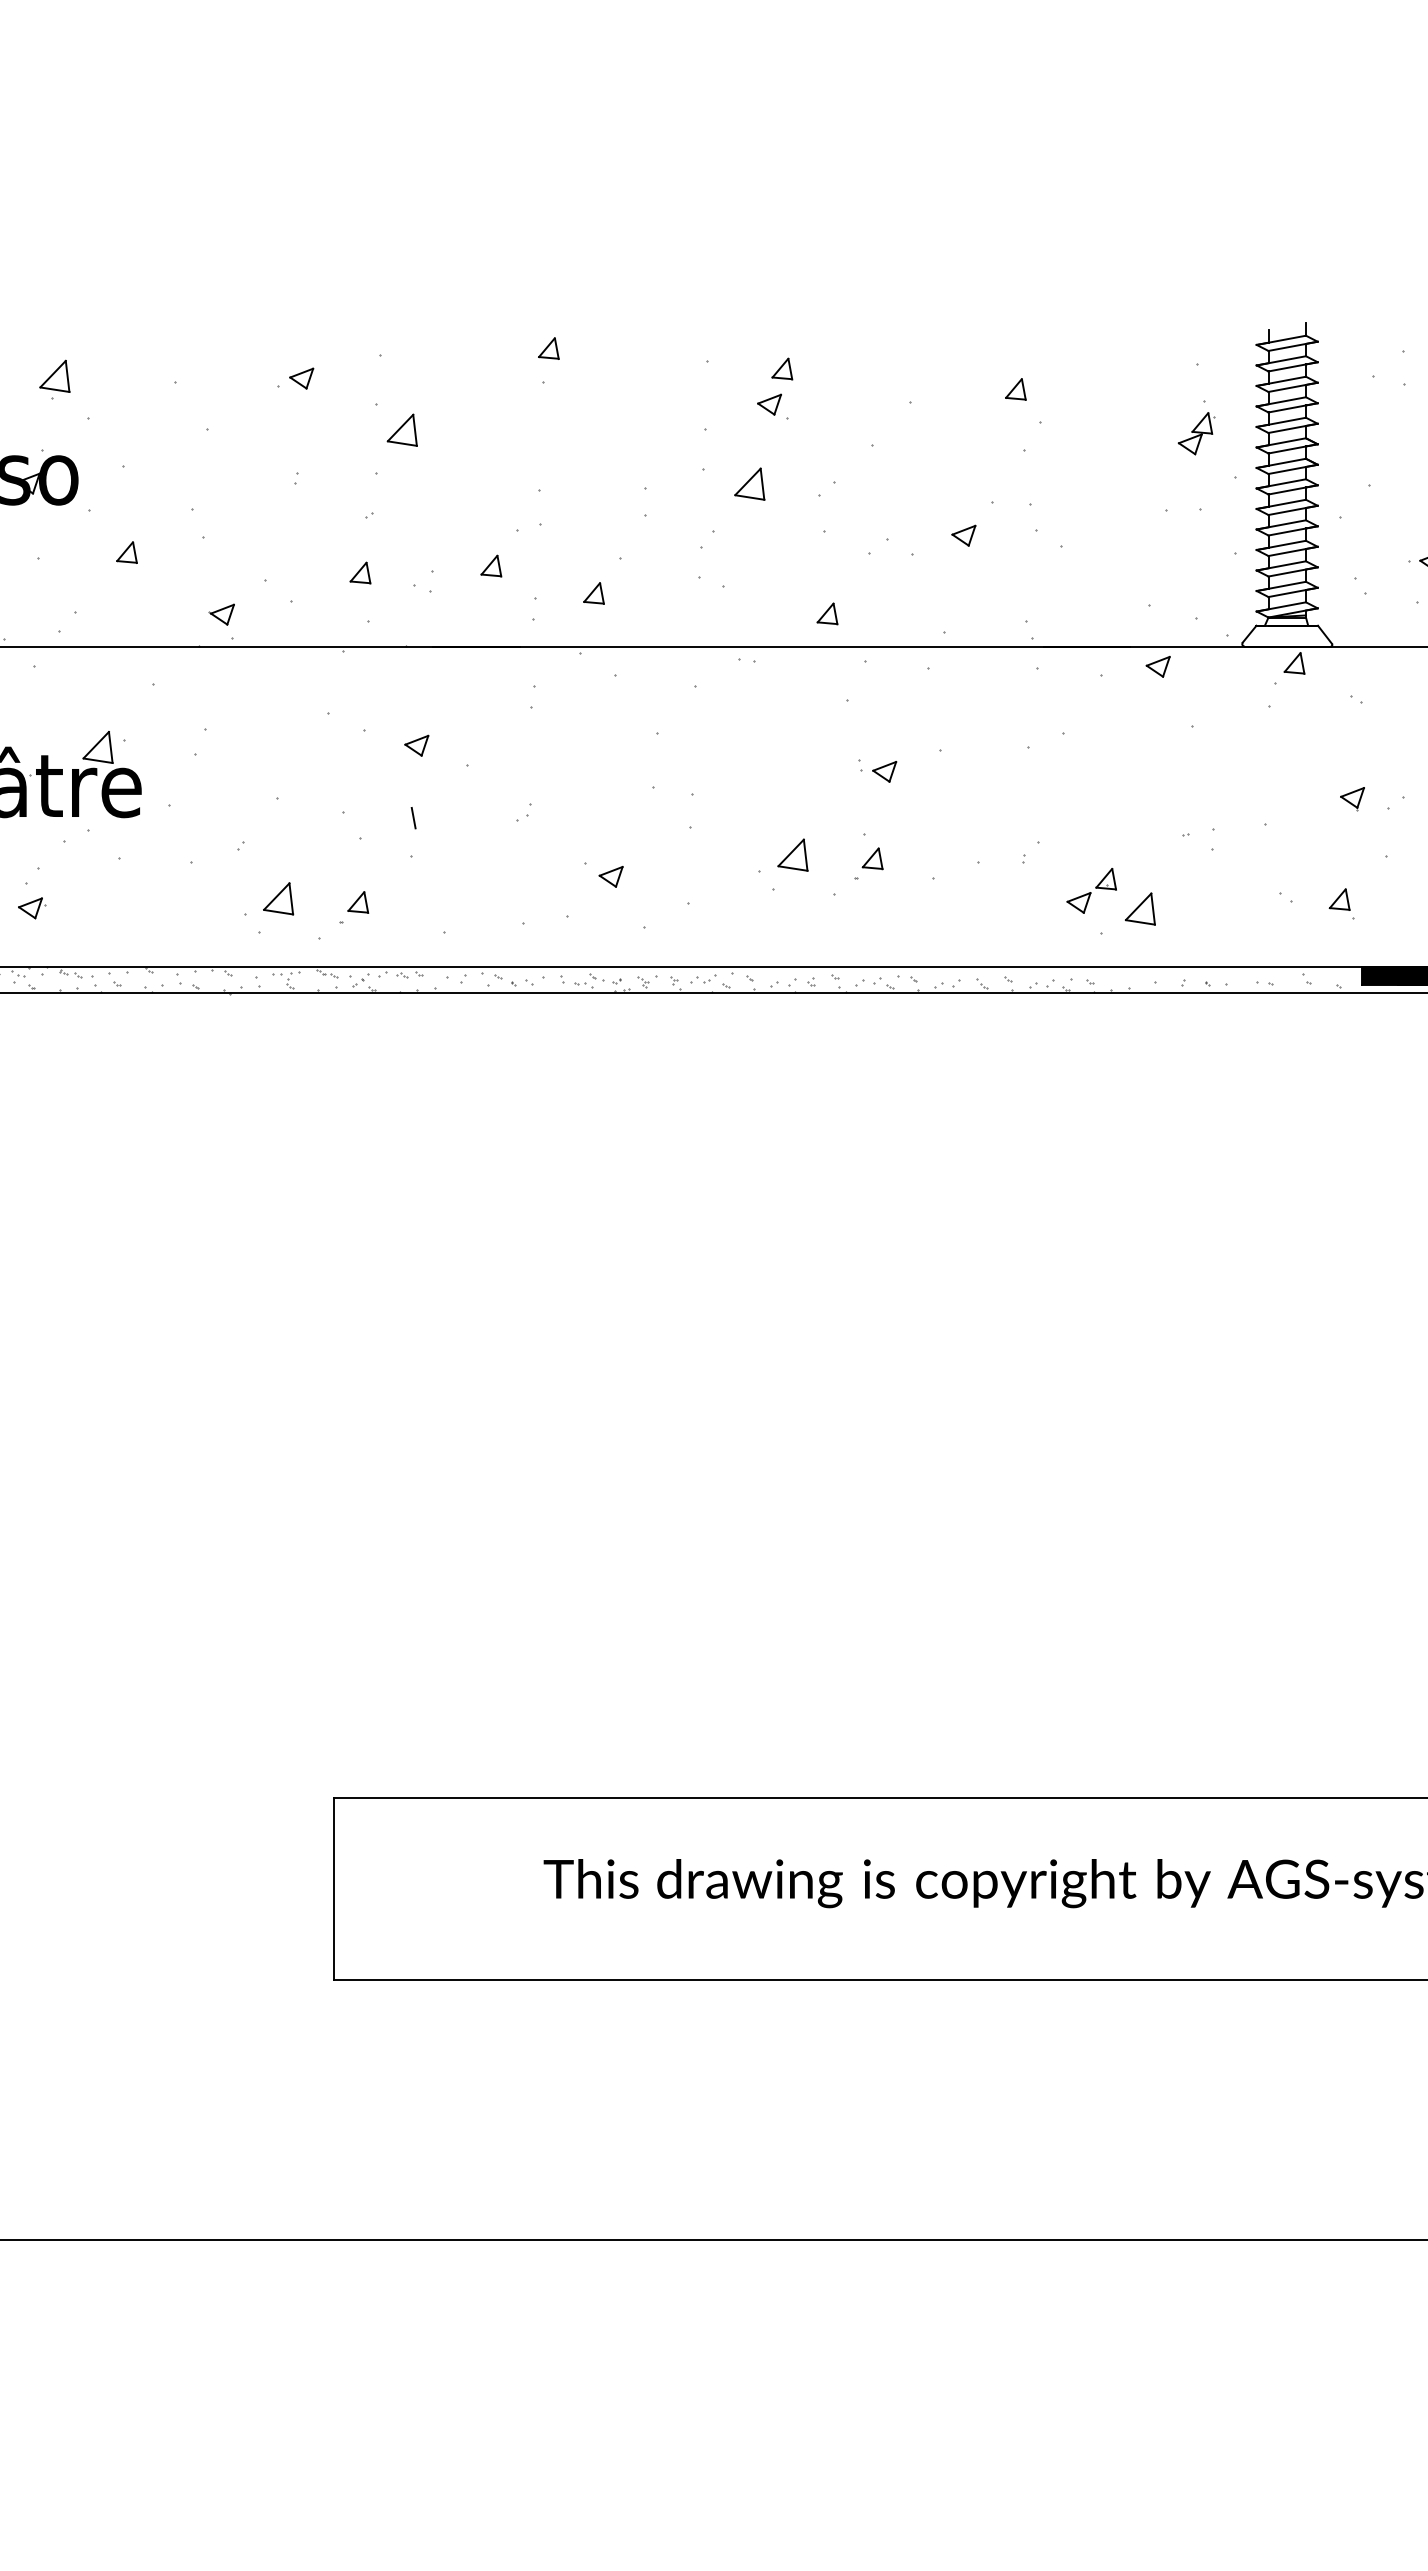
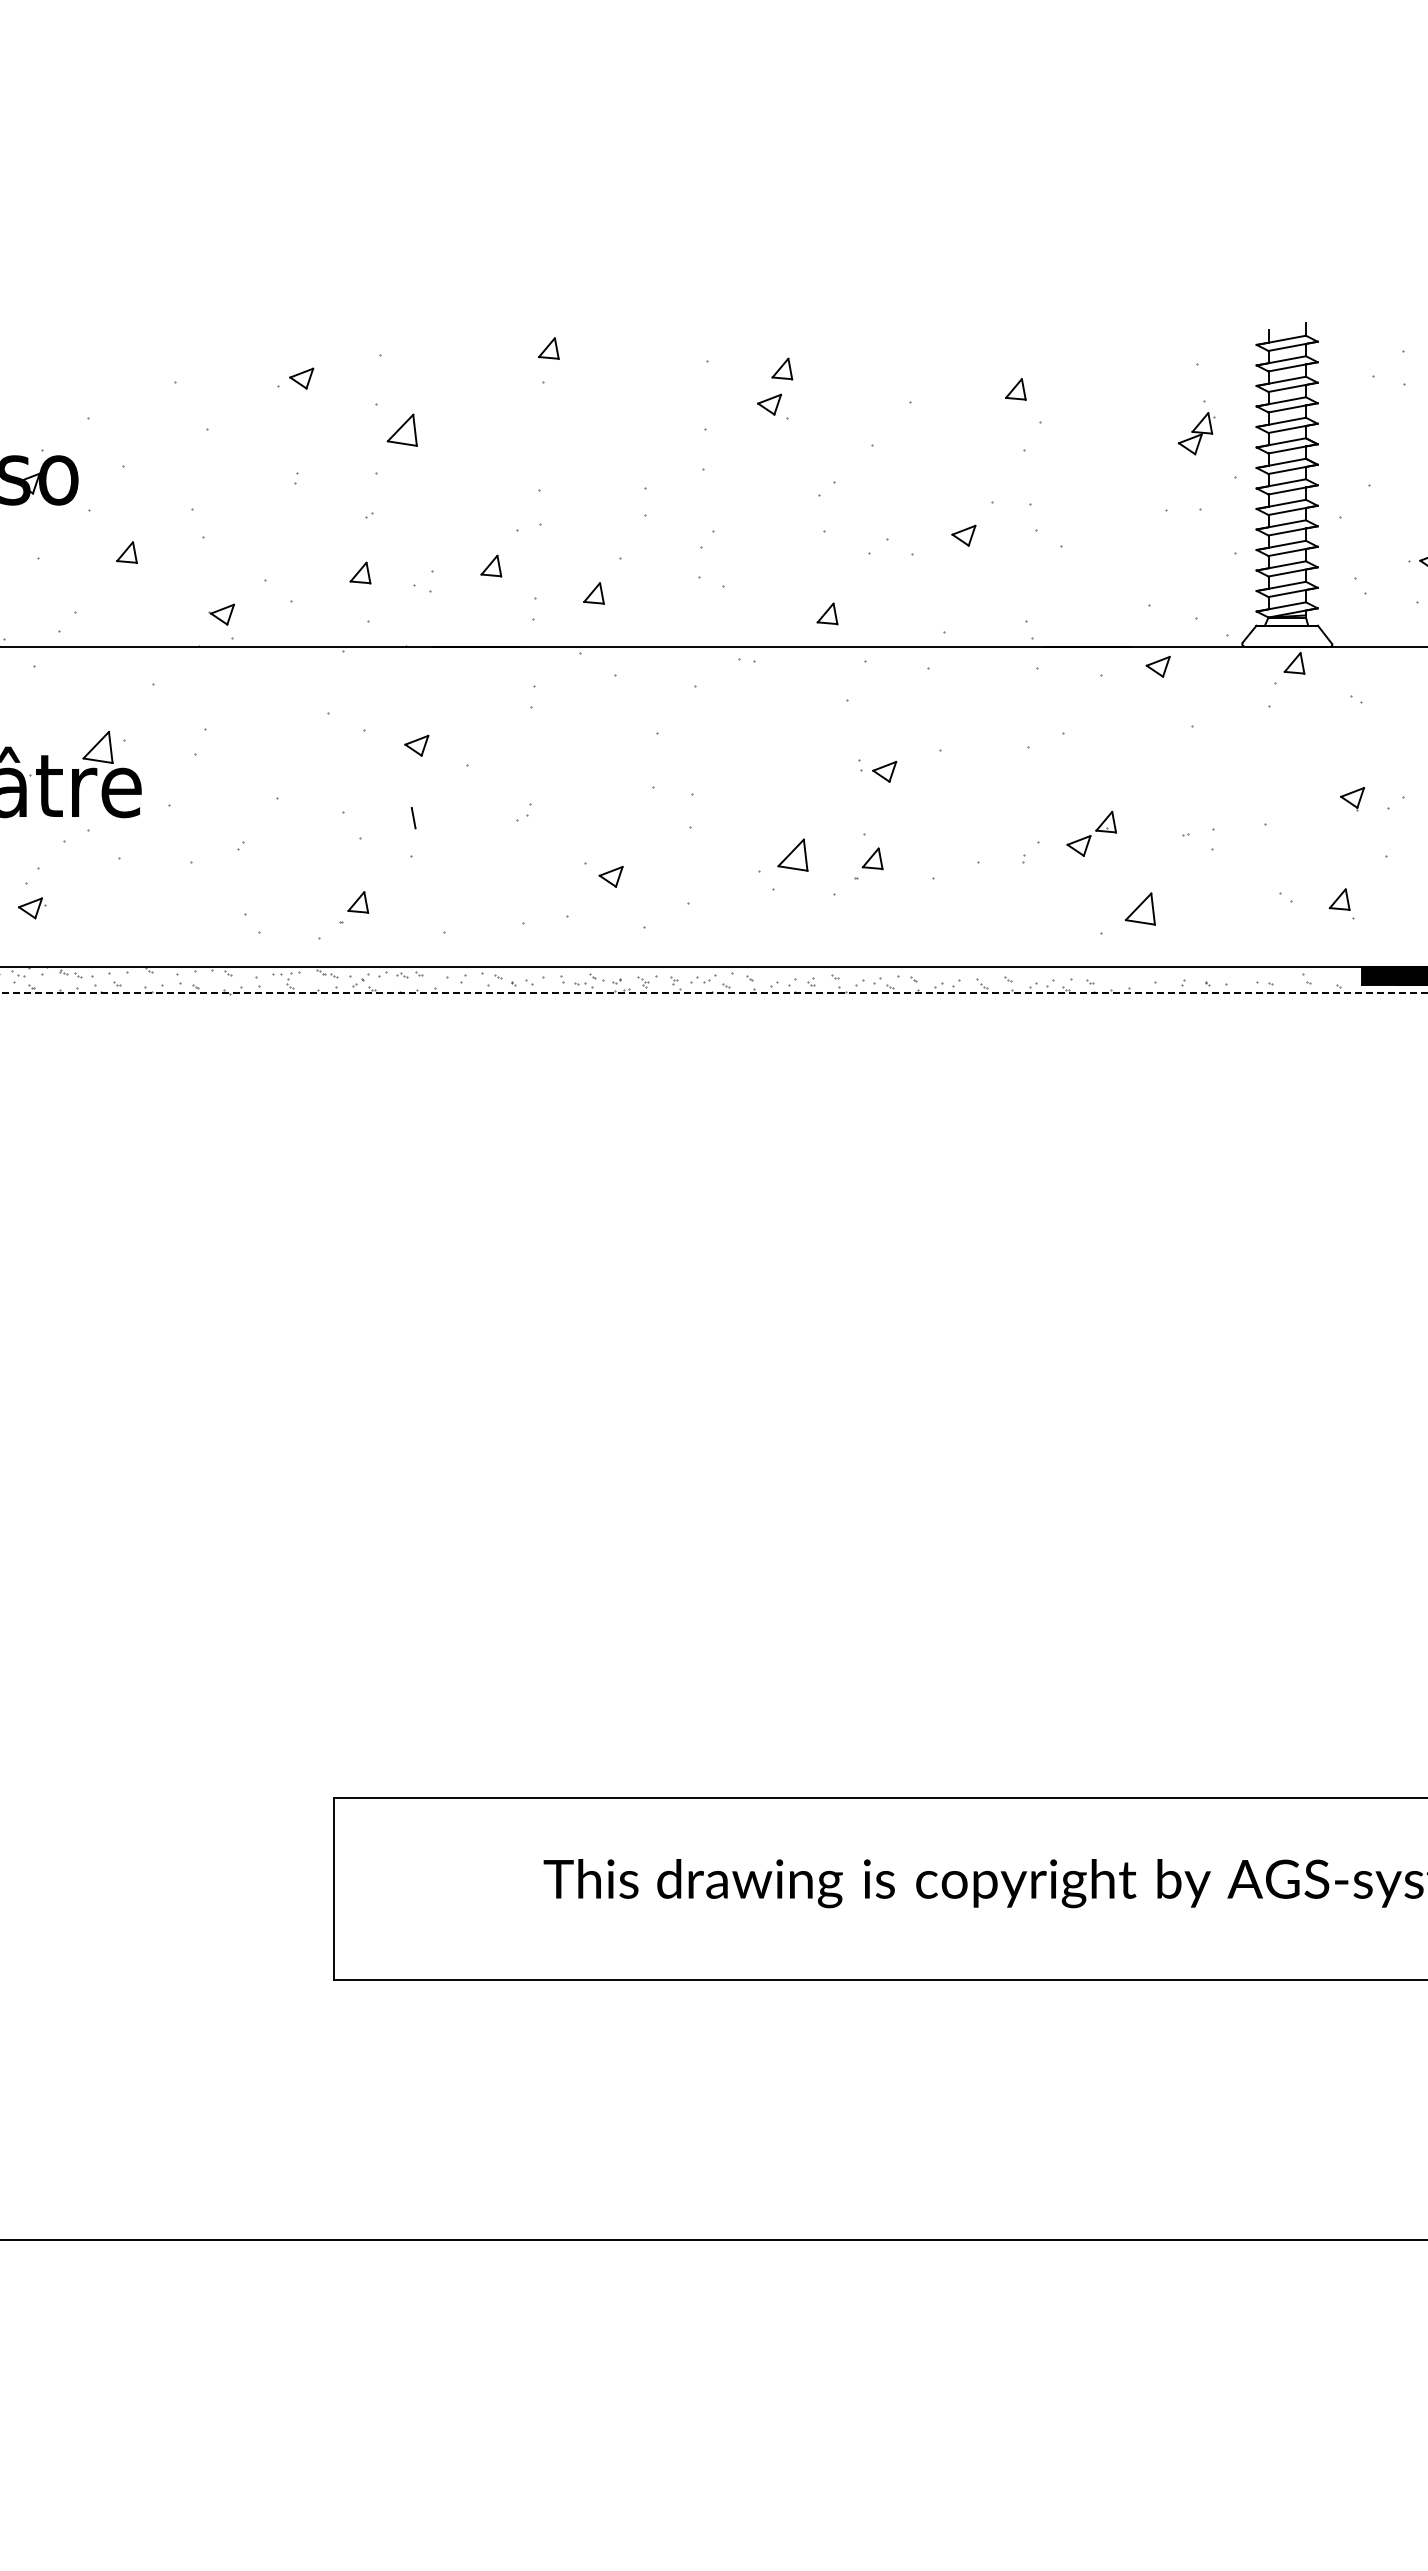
part: present -> none (54, 379)
part: present -> none (749, 483)
part position: (1091, 890) -> (1091, 833) (1091, 833)
part: present -> none (278, 898)
line: solid -> dashed (713, 992)
